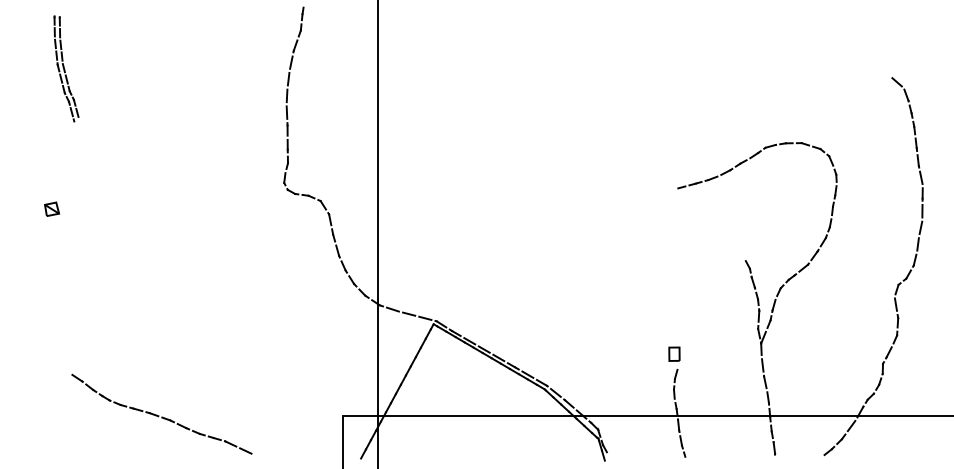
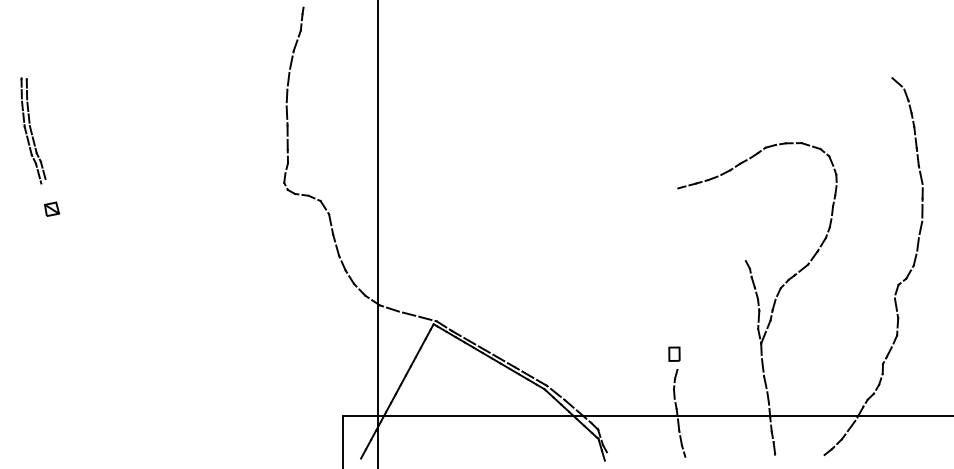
part position: (66, 68) -> (33, 130) (33, 130)
part: present -> none (161, 413)
